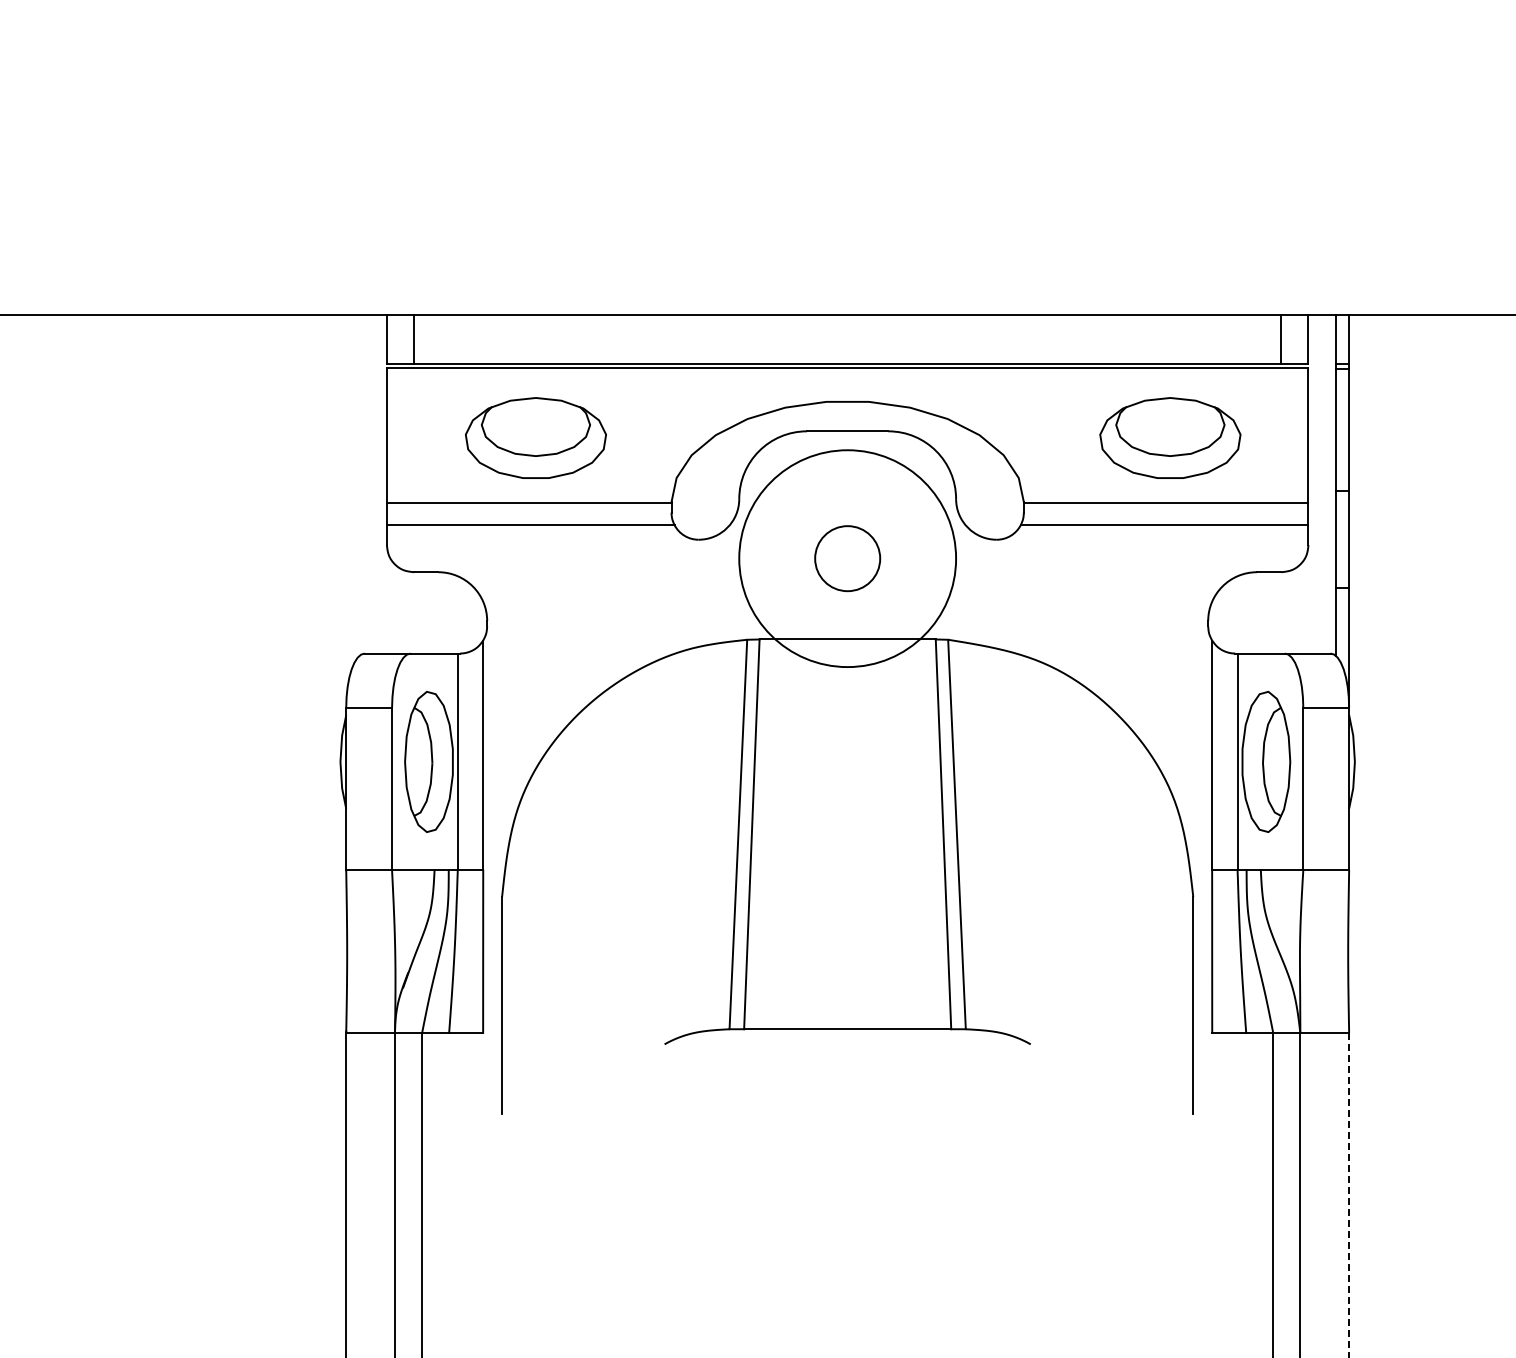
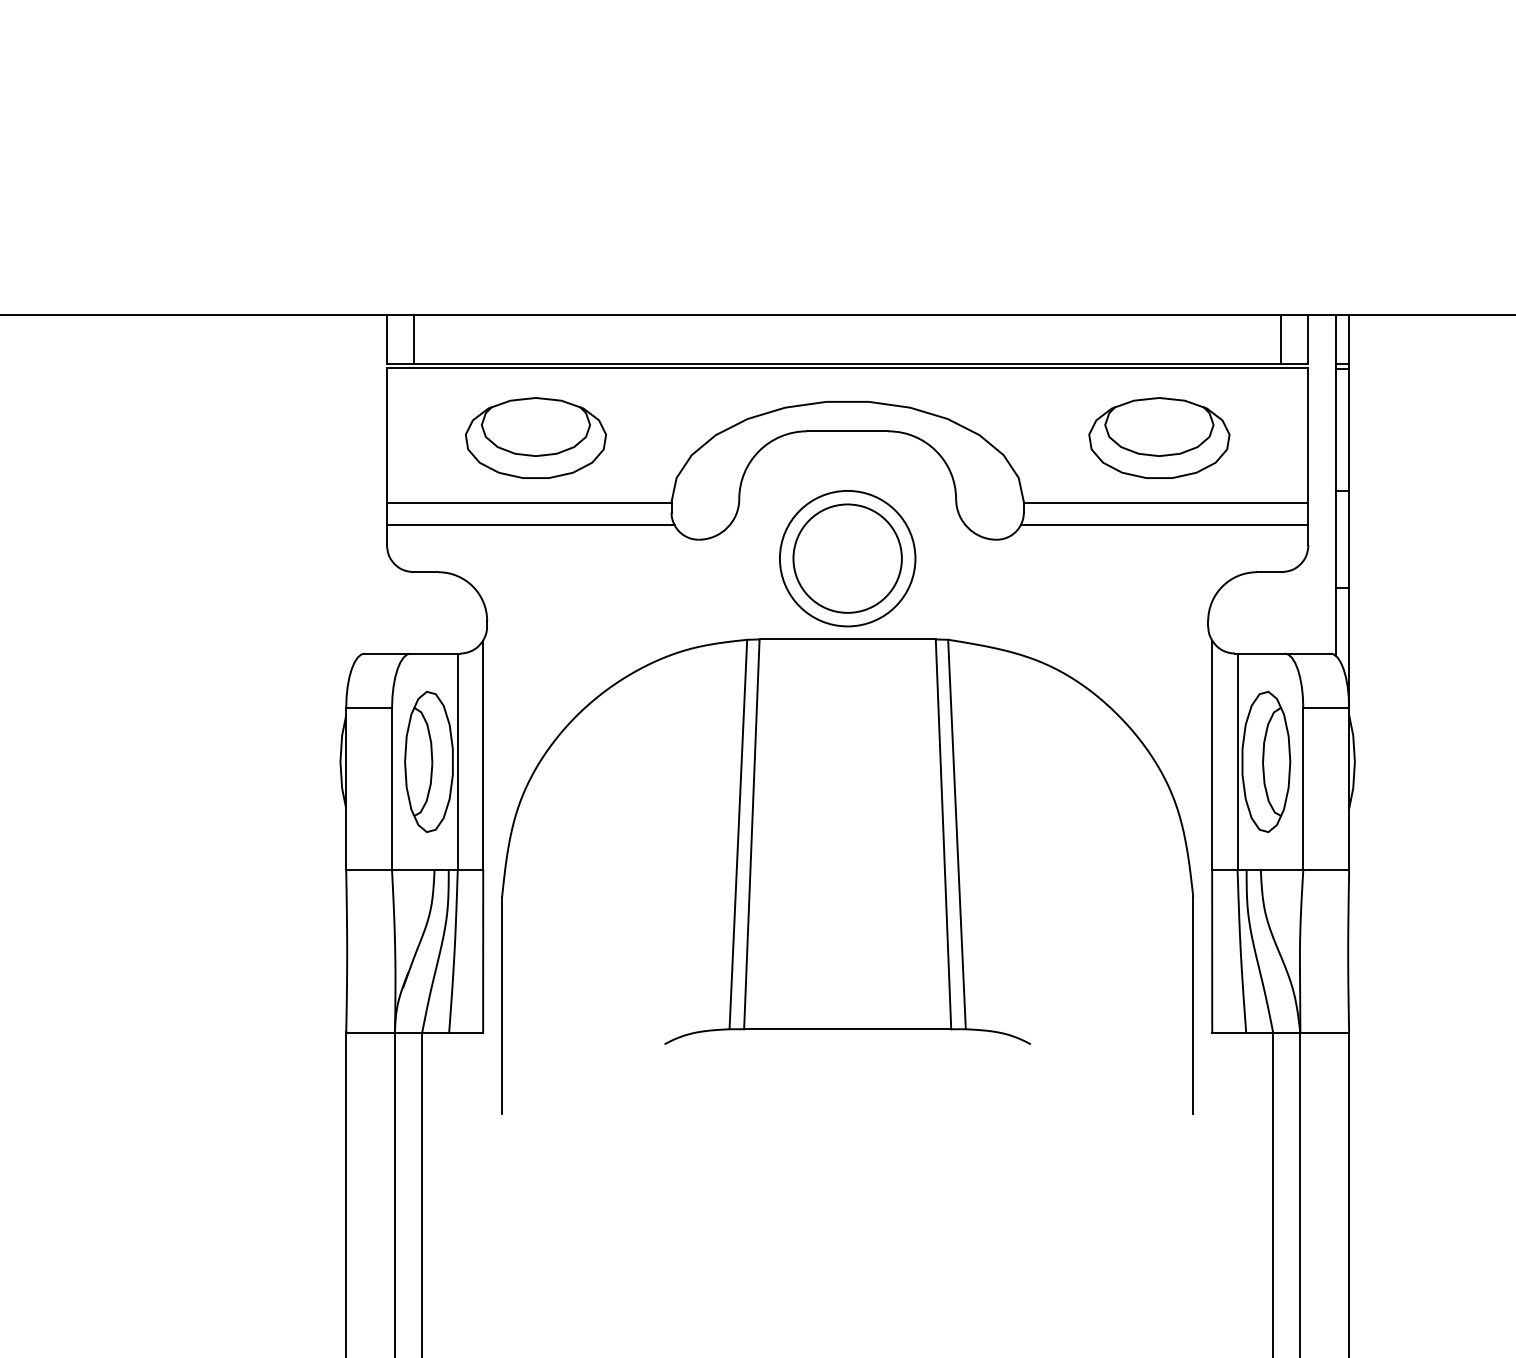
part position: (1170, 437) -> (1159, 437) (1159, 437)
circle diameter: 217 px -> 136 px (847, 558)
circle diameter: 65 px -> 108 px (847, 558)
line: dashed -> solid (1349, 1195)
